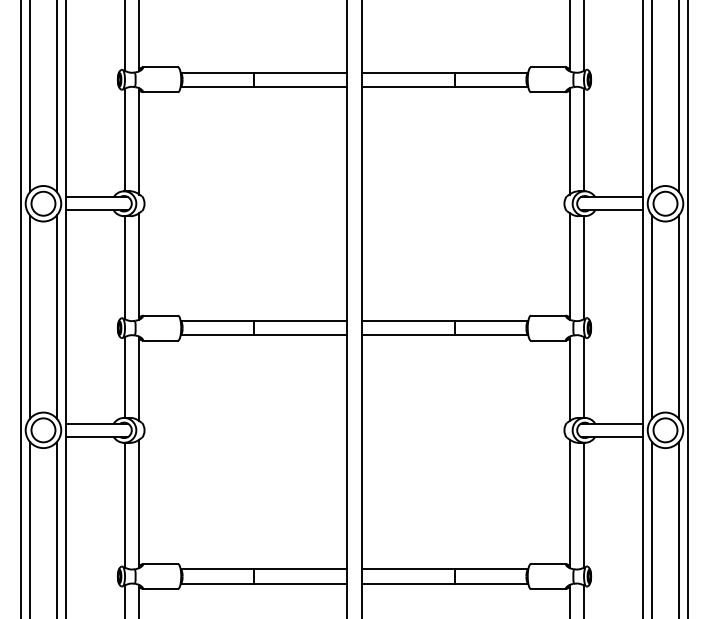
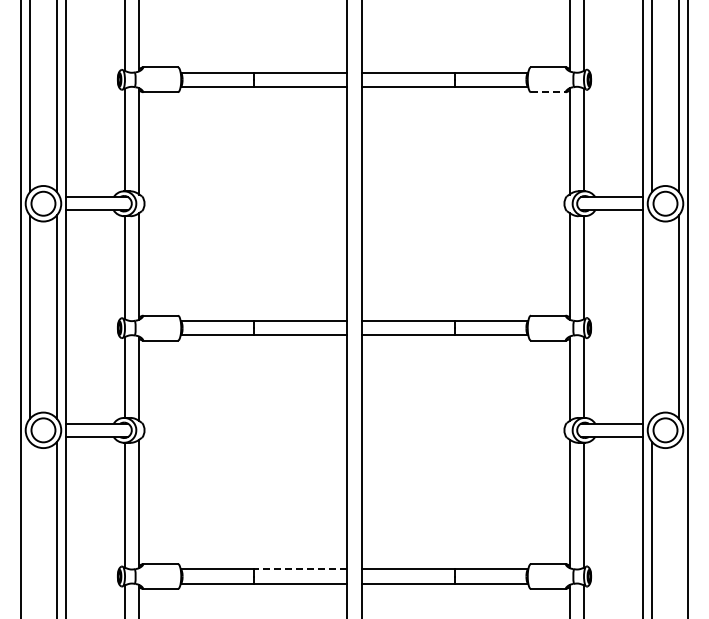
line: solid -> dashed (548, 92)
line: present -> none (652, 316)
line: present -> none (30, 528)
line: present -> none (678, 528)
line: solid -> dashed (300, 569)
